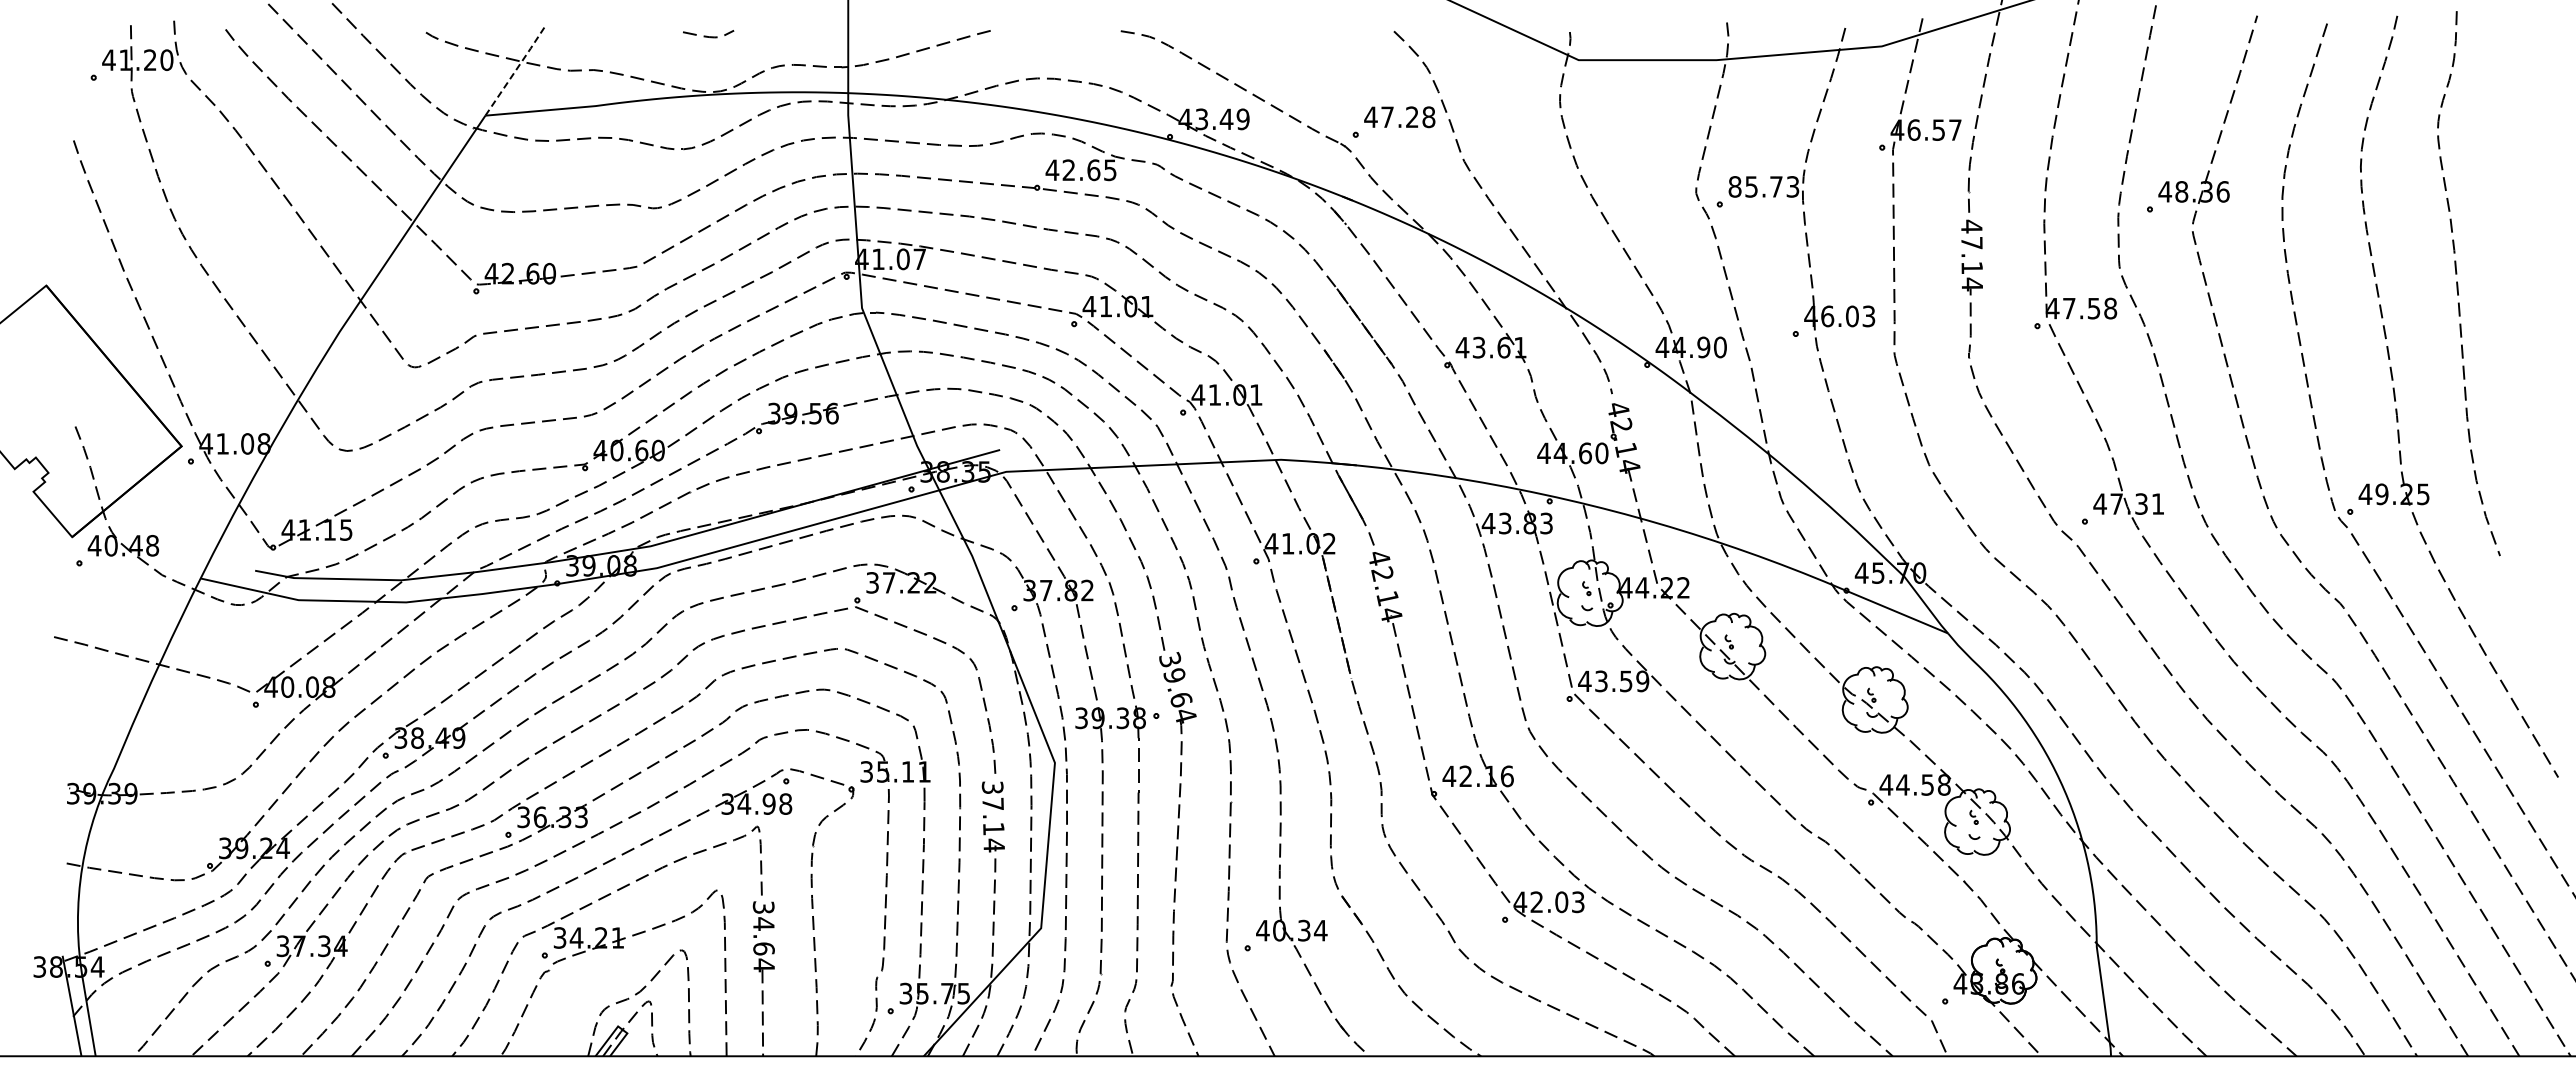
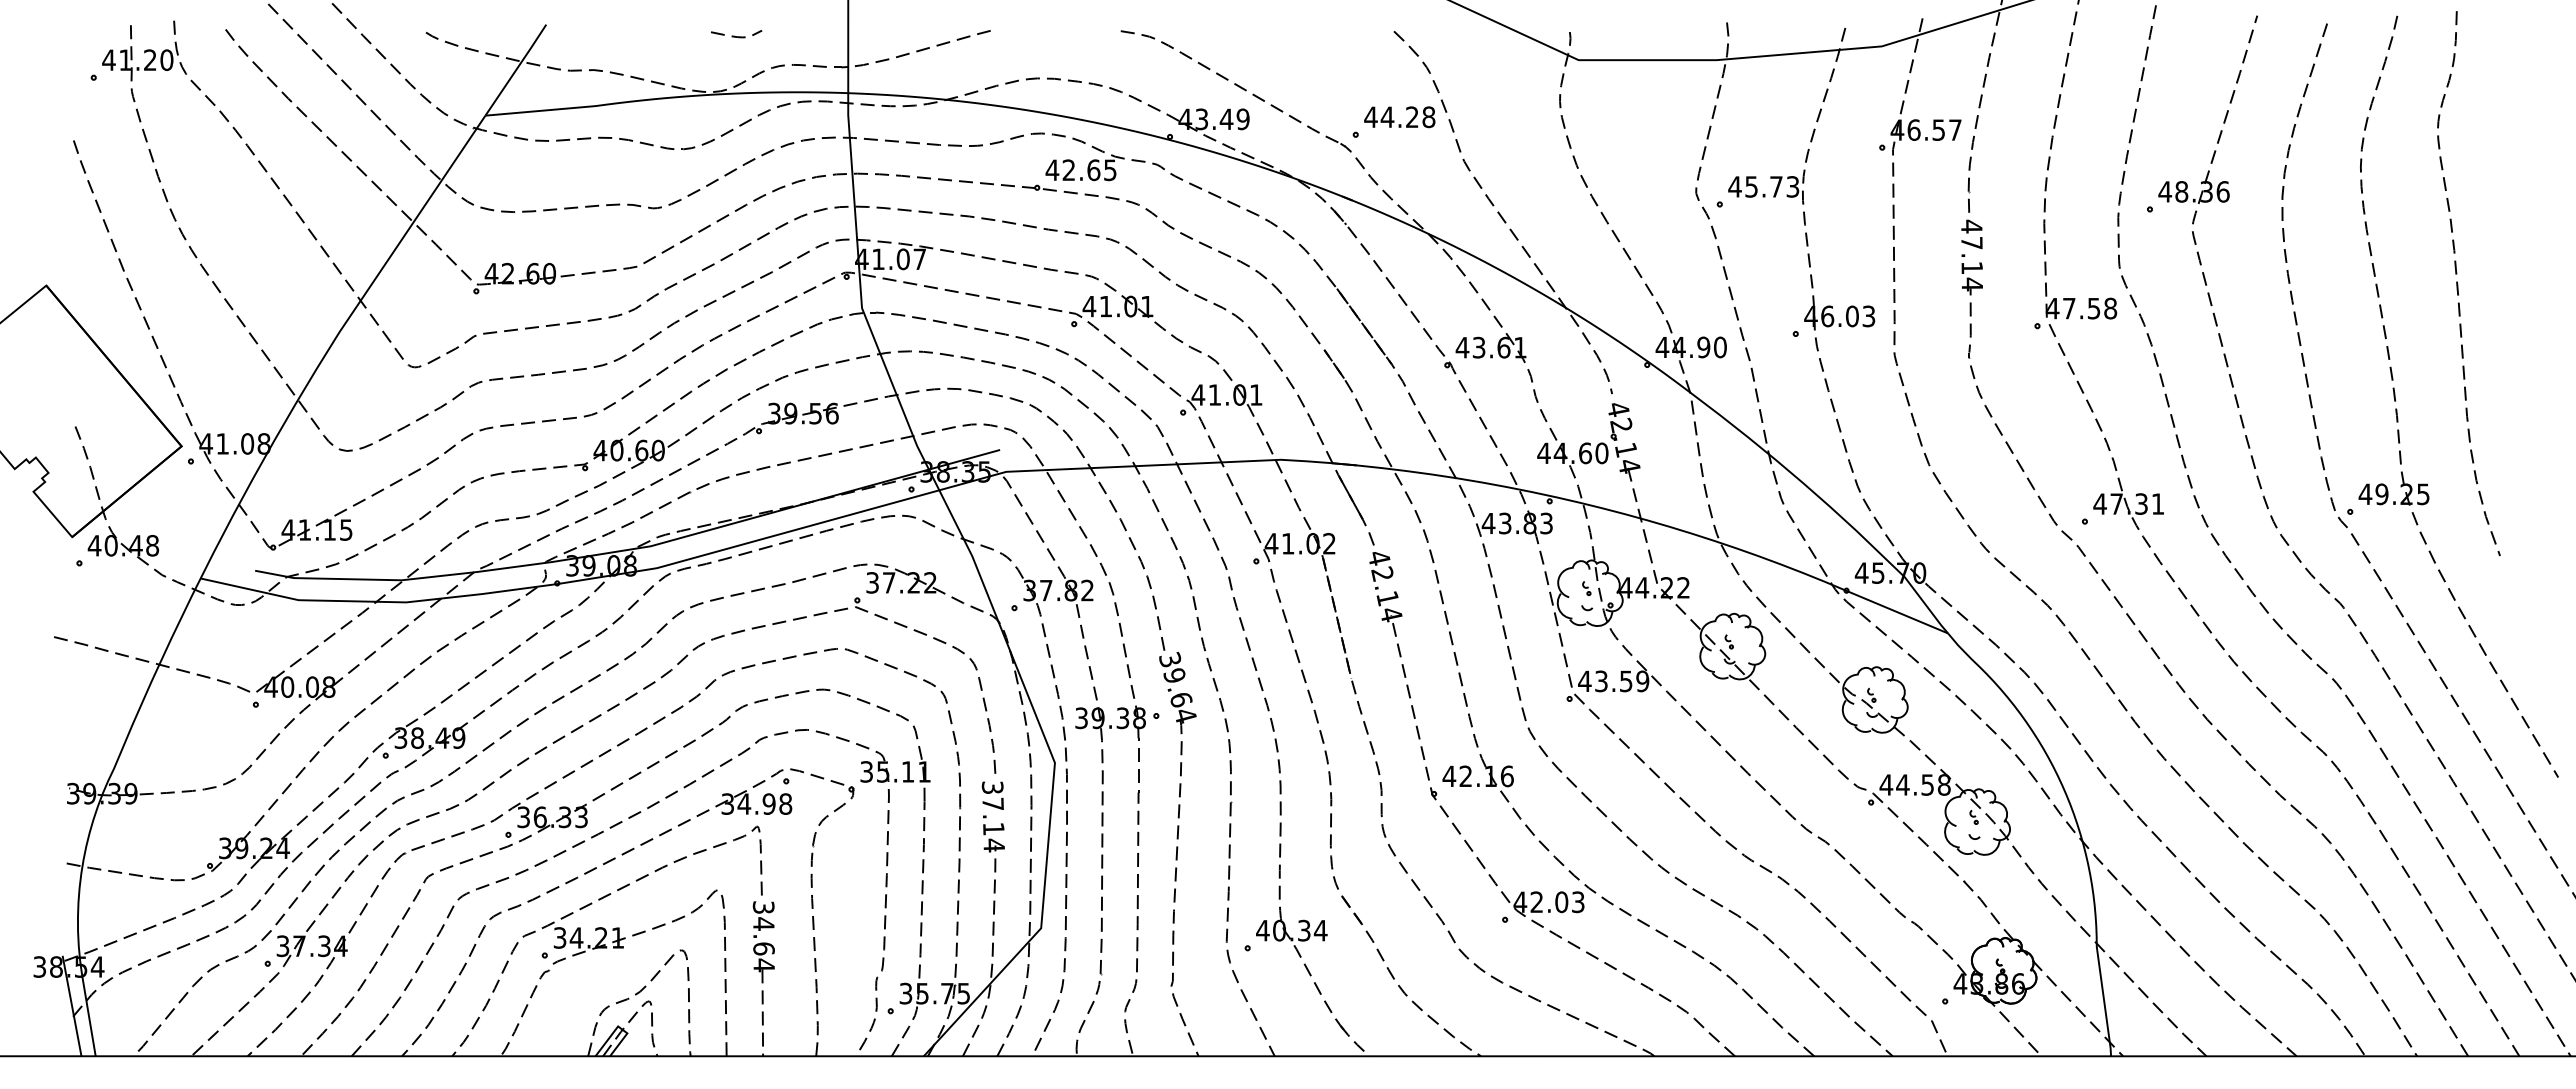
curve position: (708, 36) -> (736, 36) (736, 36)
line: dashed -> solid (516, 69)
text: 47.28 -> 44.28 (1387, 116)
text: 85.73 -> 45.73 (1734, 186)
